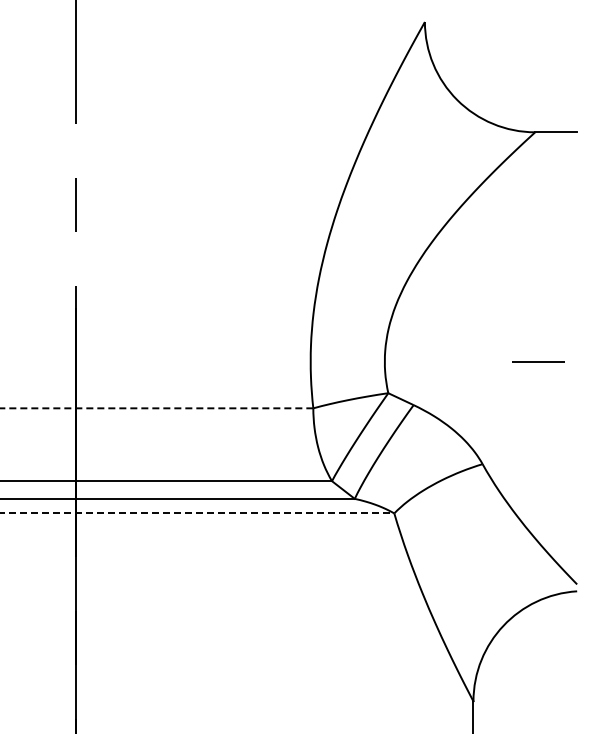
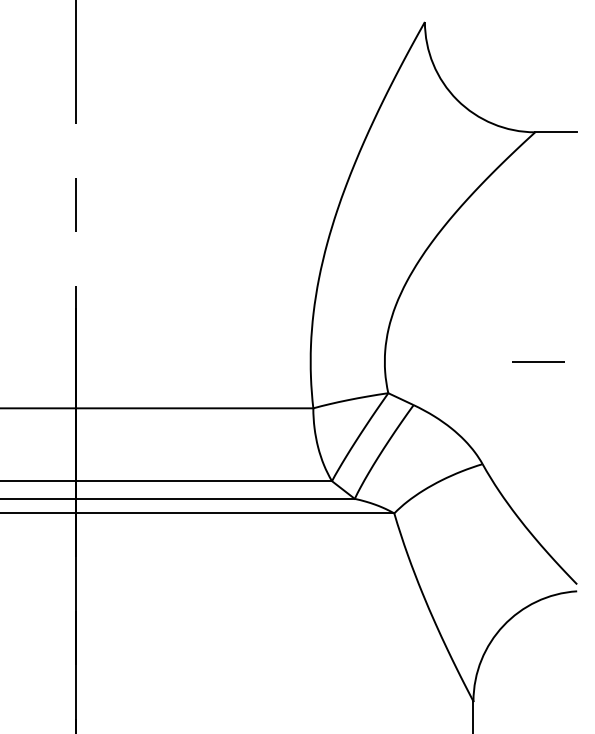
line: dashed -> solid (156, 408)
line: dashed -> solid (197, 513)
